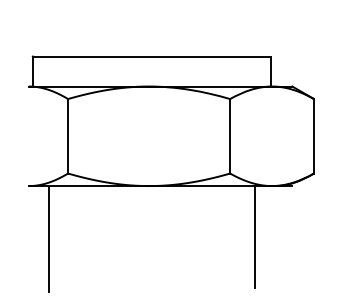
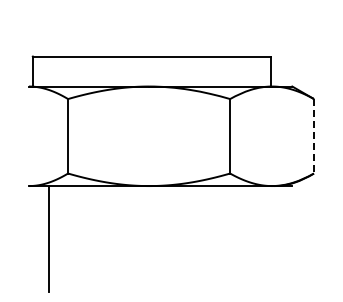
line: solid -> dashed (313, 136)
line: present -> none (255, 237)
